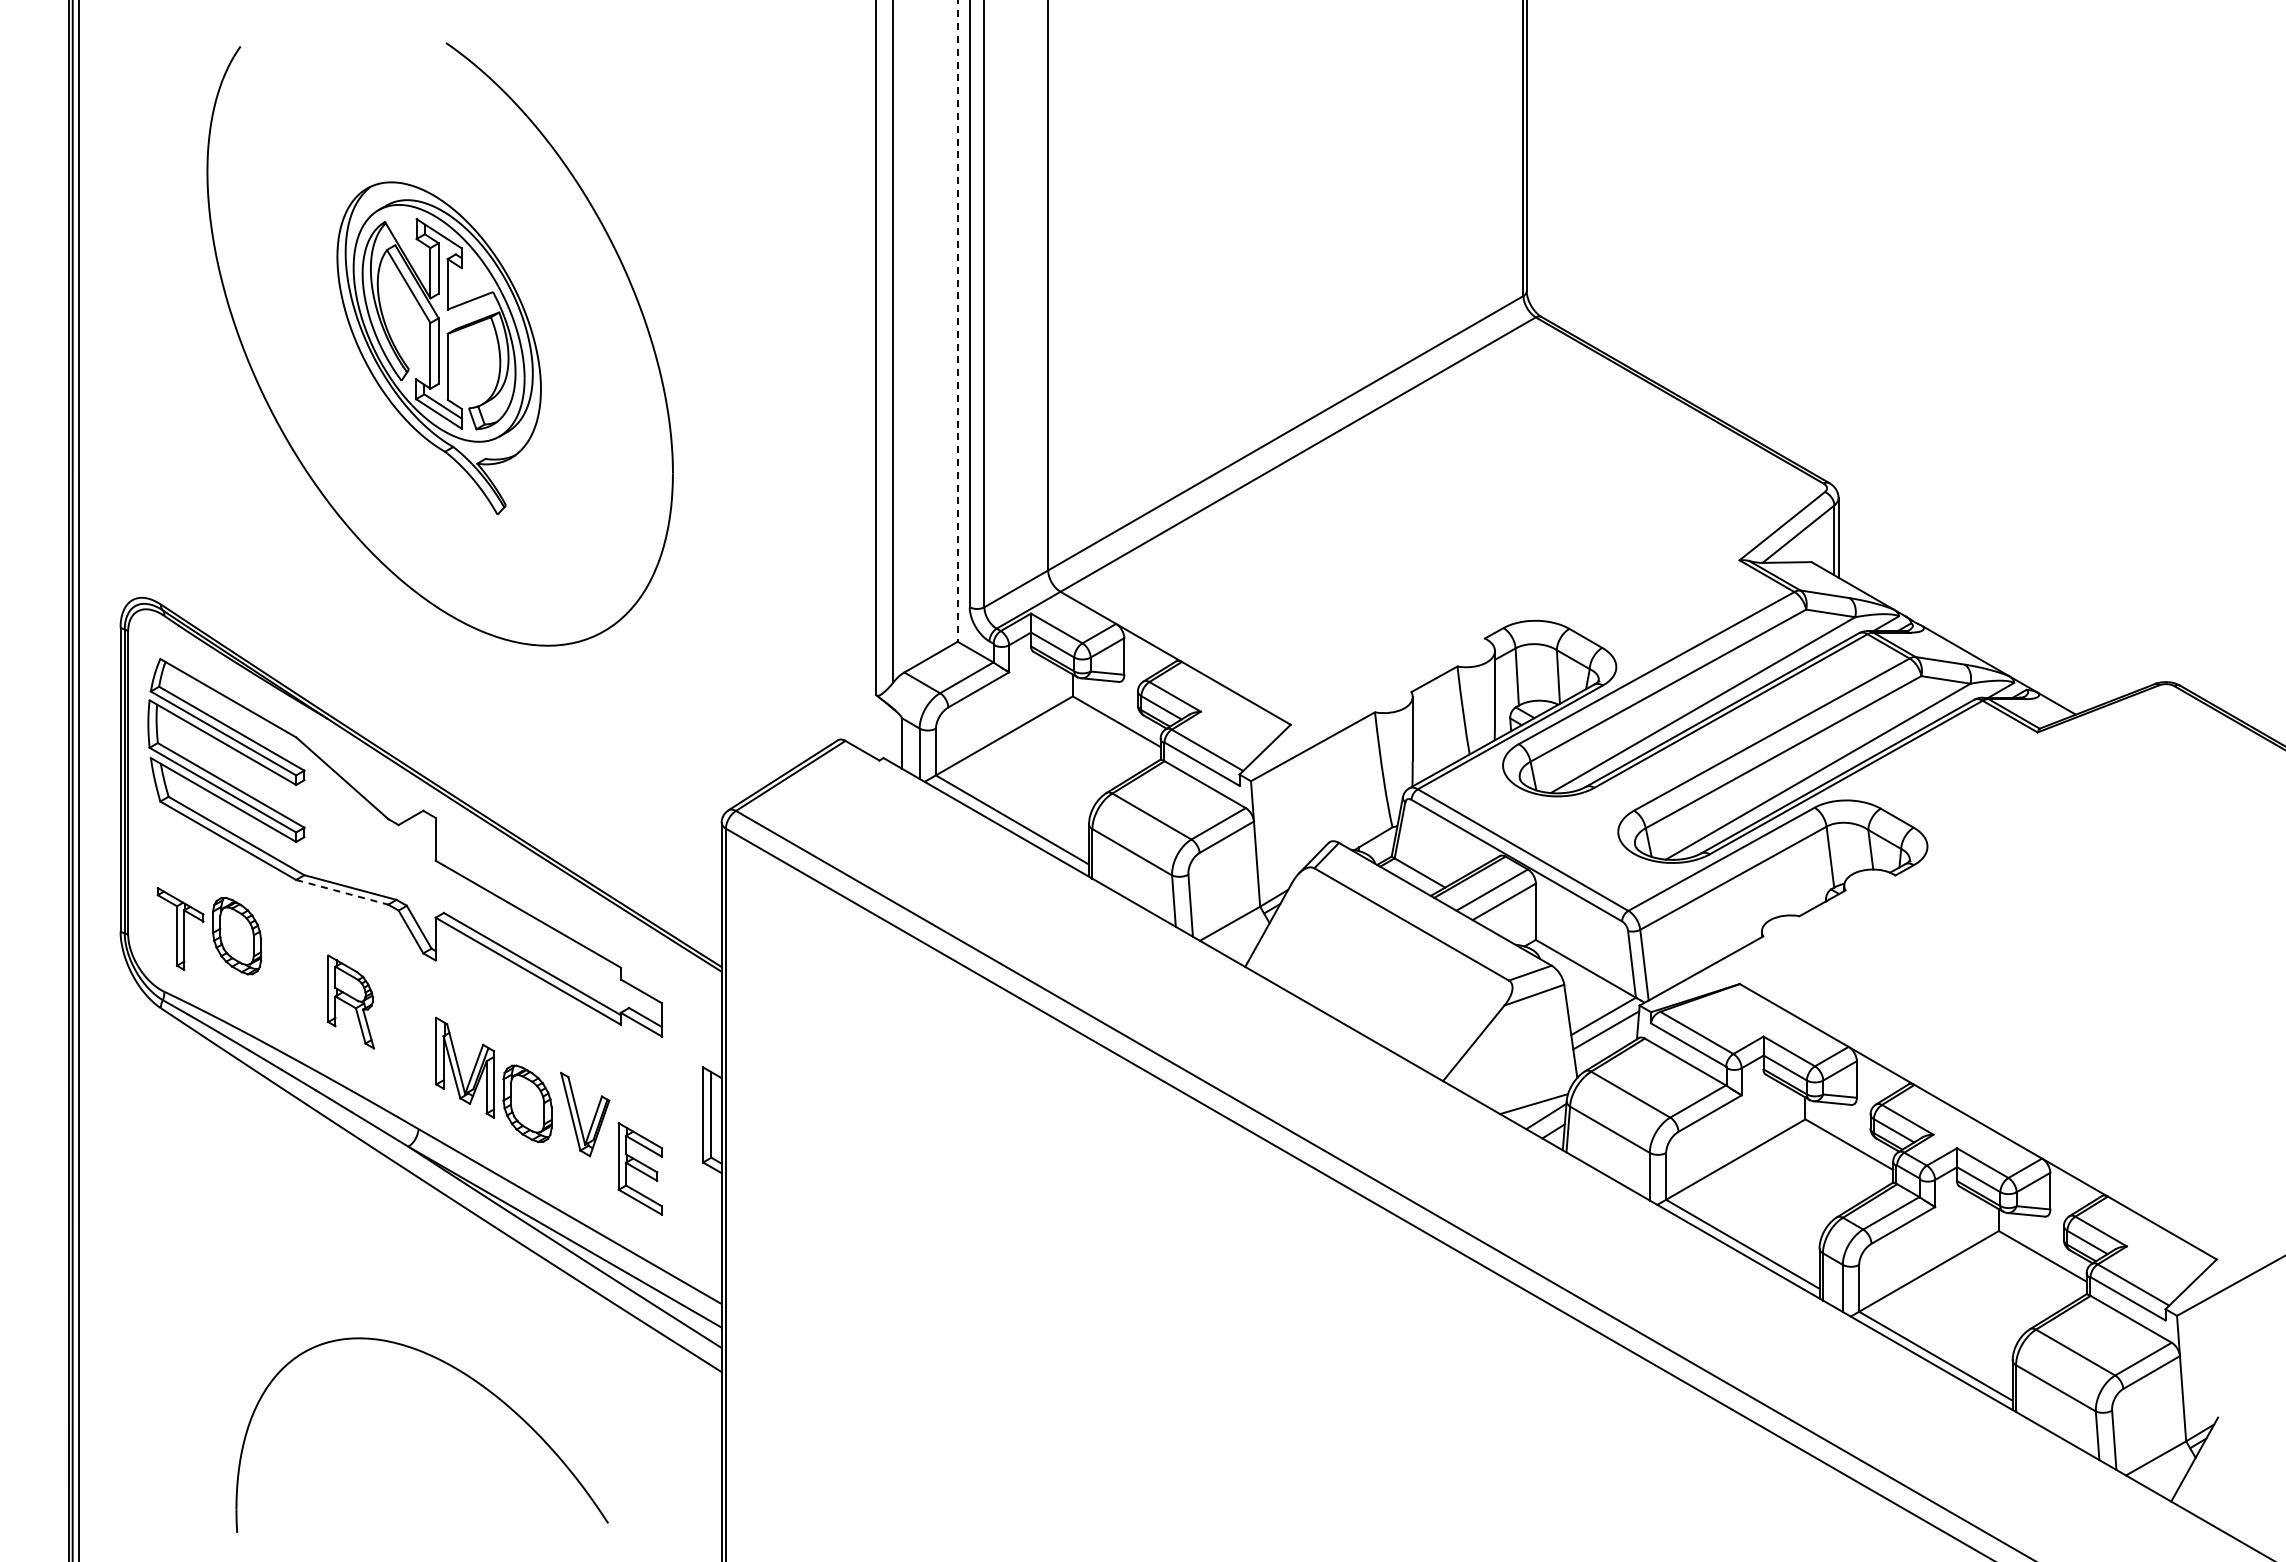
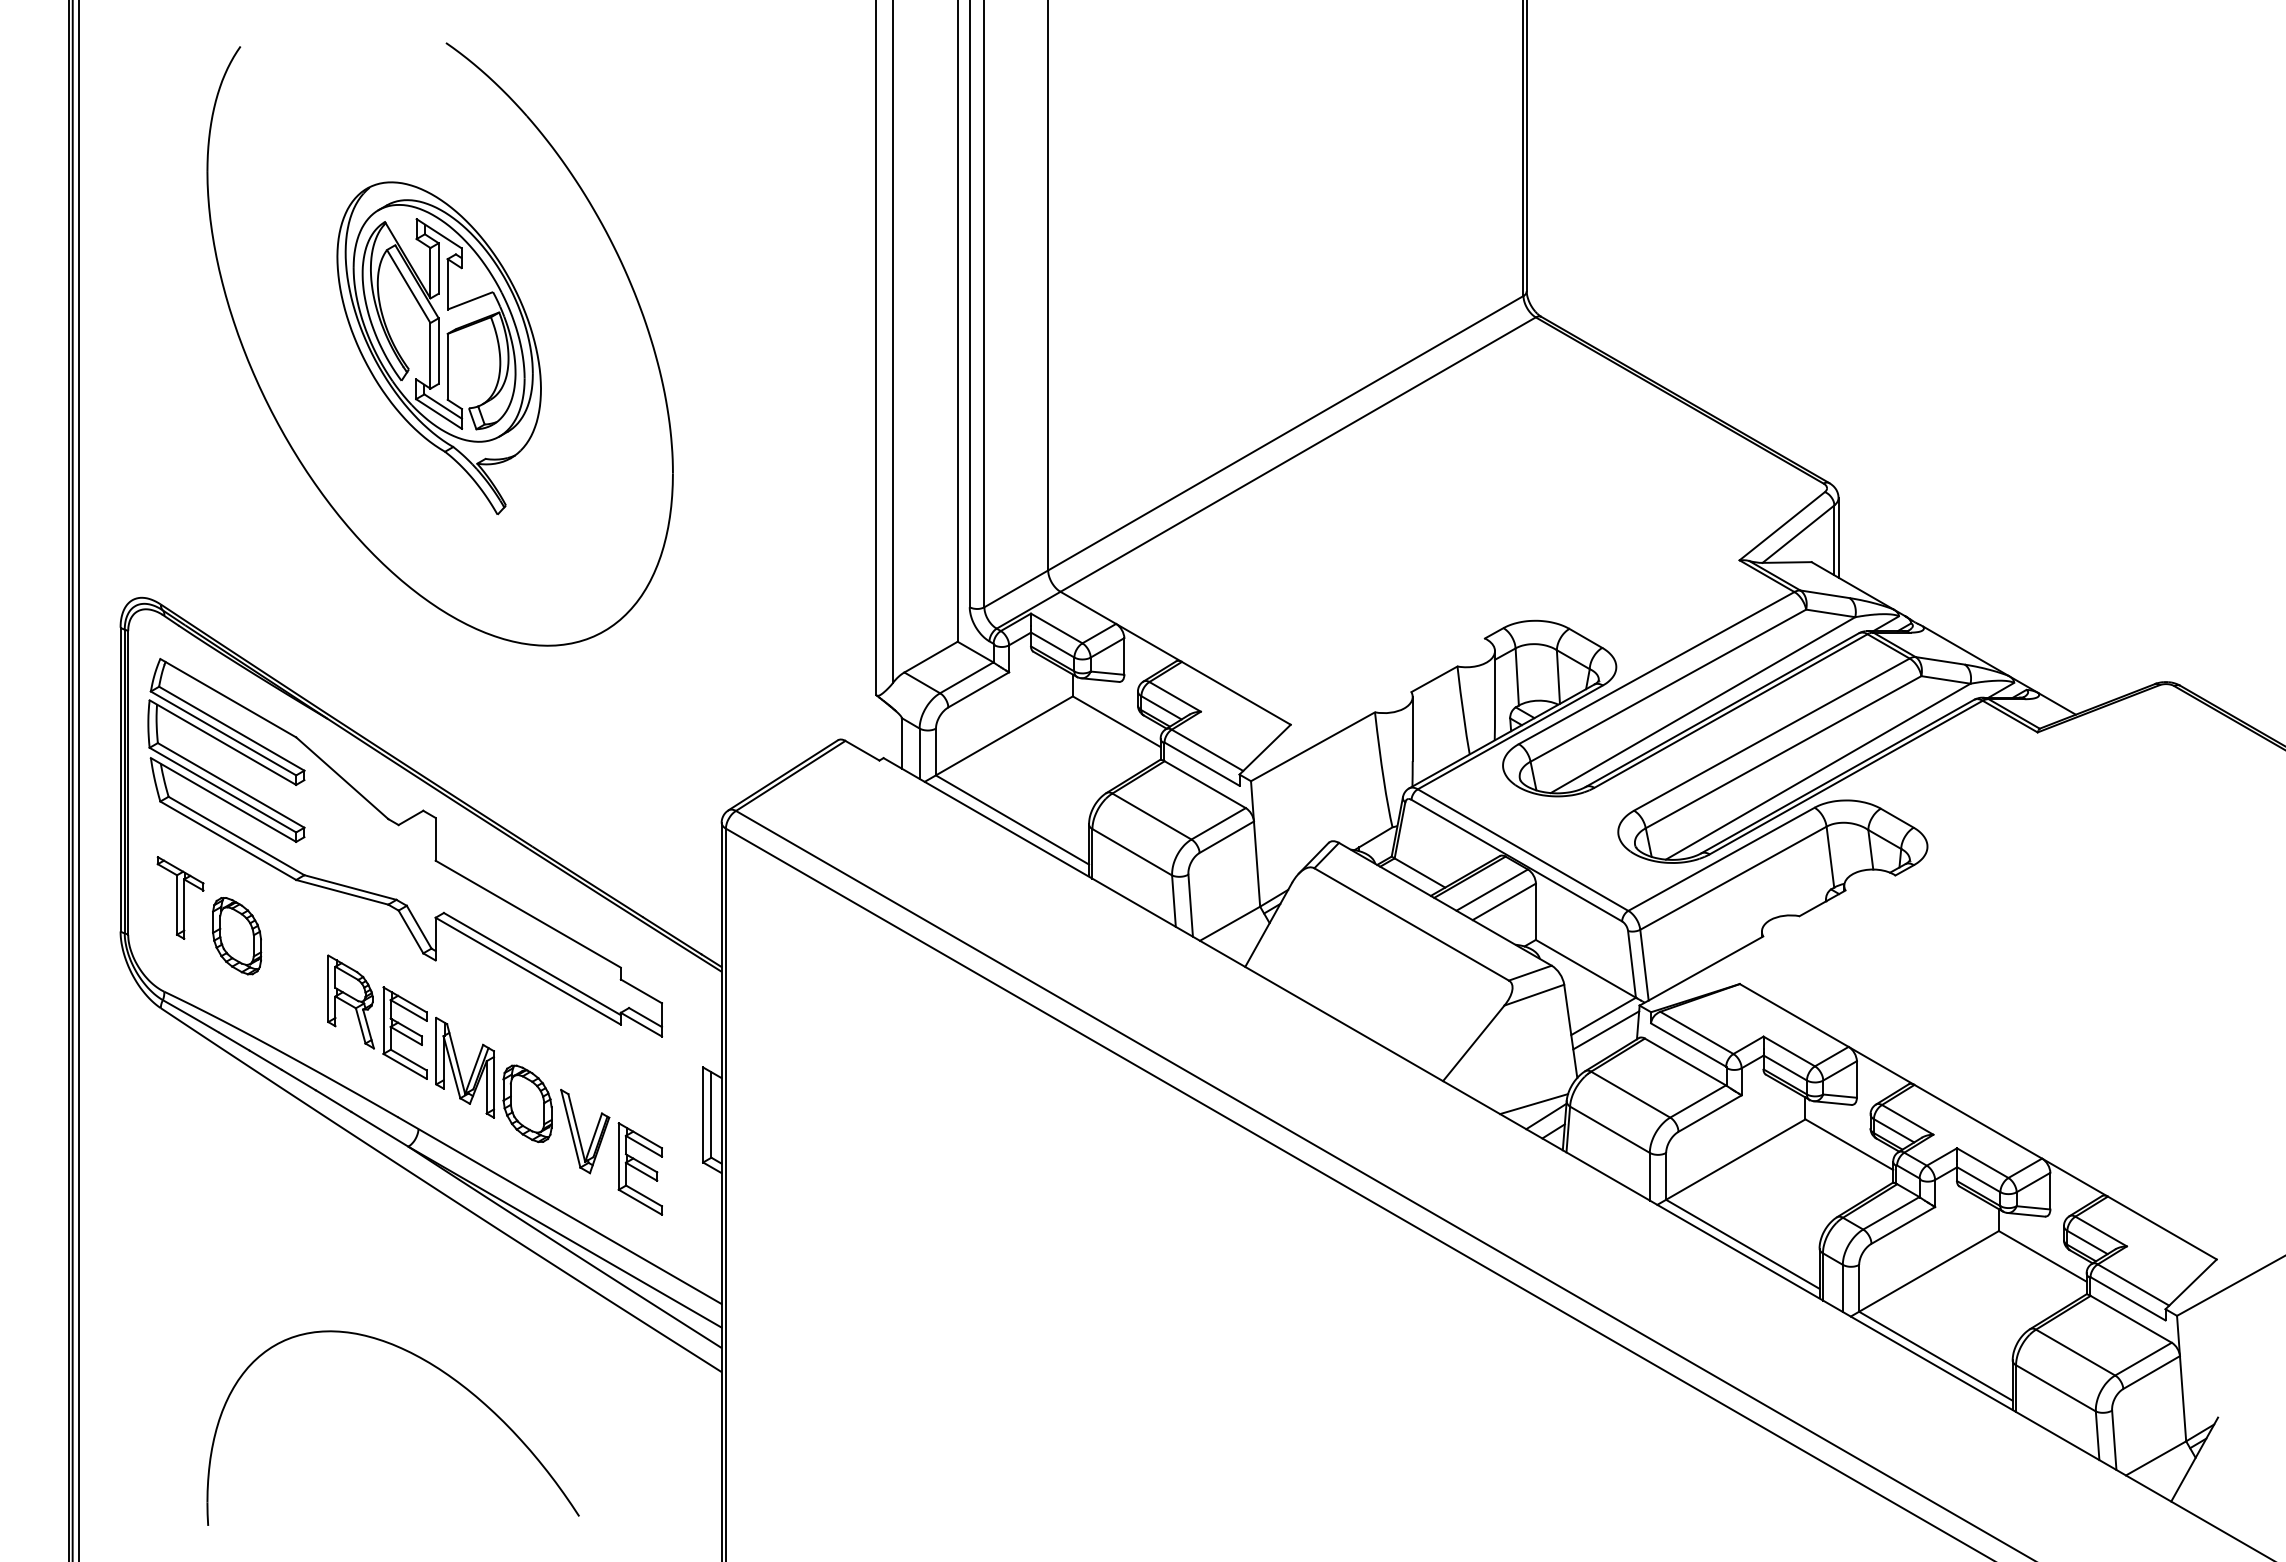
line: dashed -> solid (957, 320)
line: dashed -> solid (342, 892)
part position: (180, 928) -> (180, 897) (180, 897)
part: none -> present (404, 1032)
part position: (579, 1116) -> (579, 1133) (579, 1133)
part position: (458, 1371) -> (429, 1364) (429, 1364)
